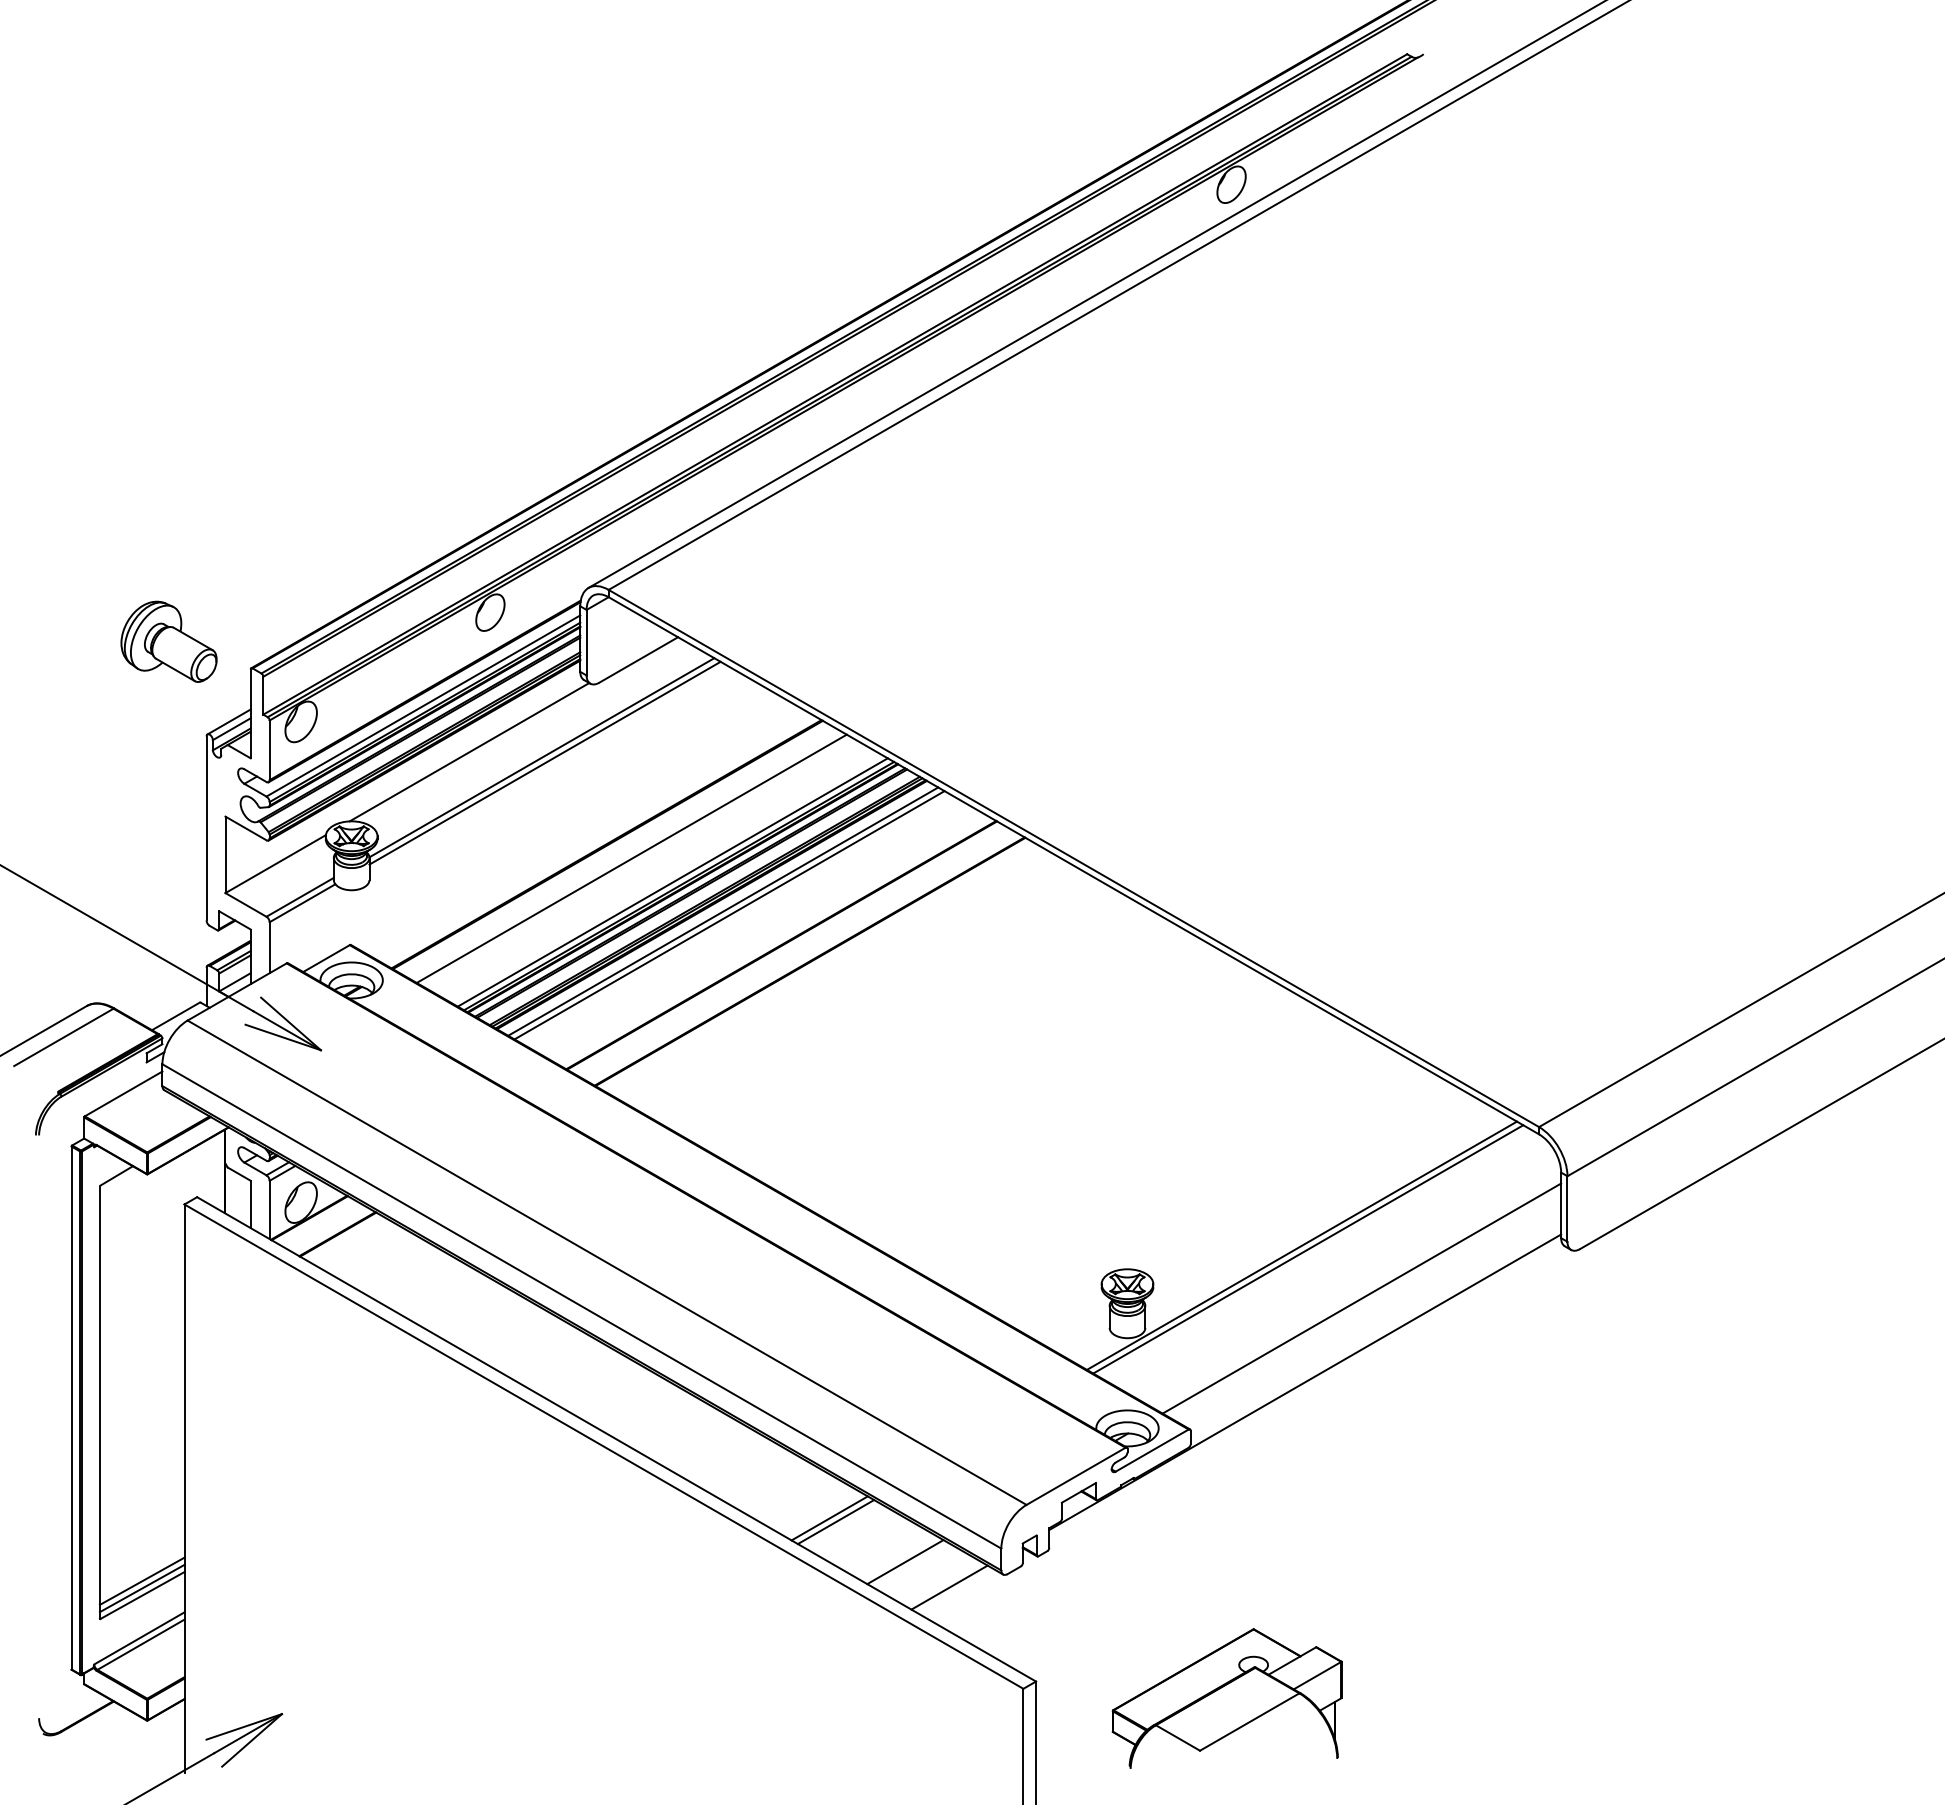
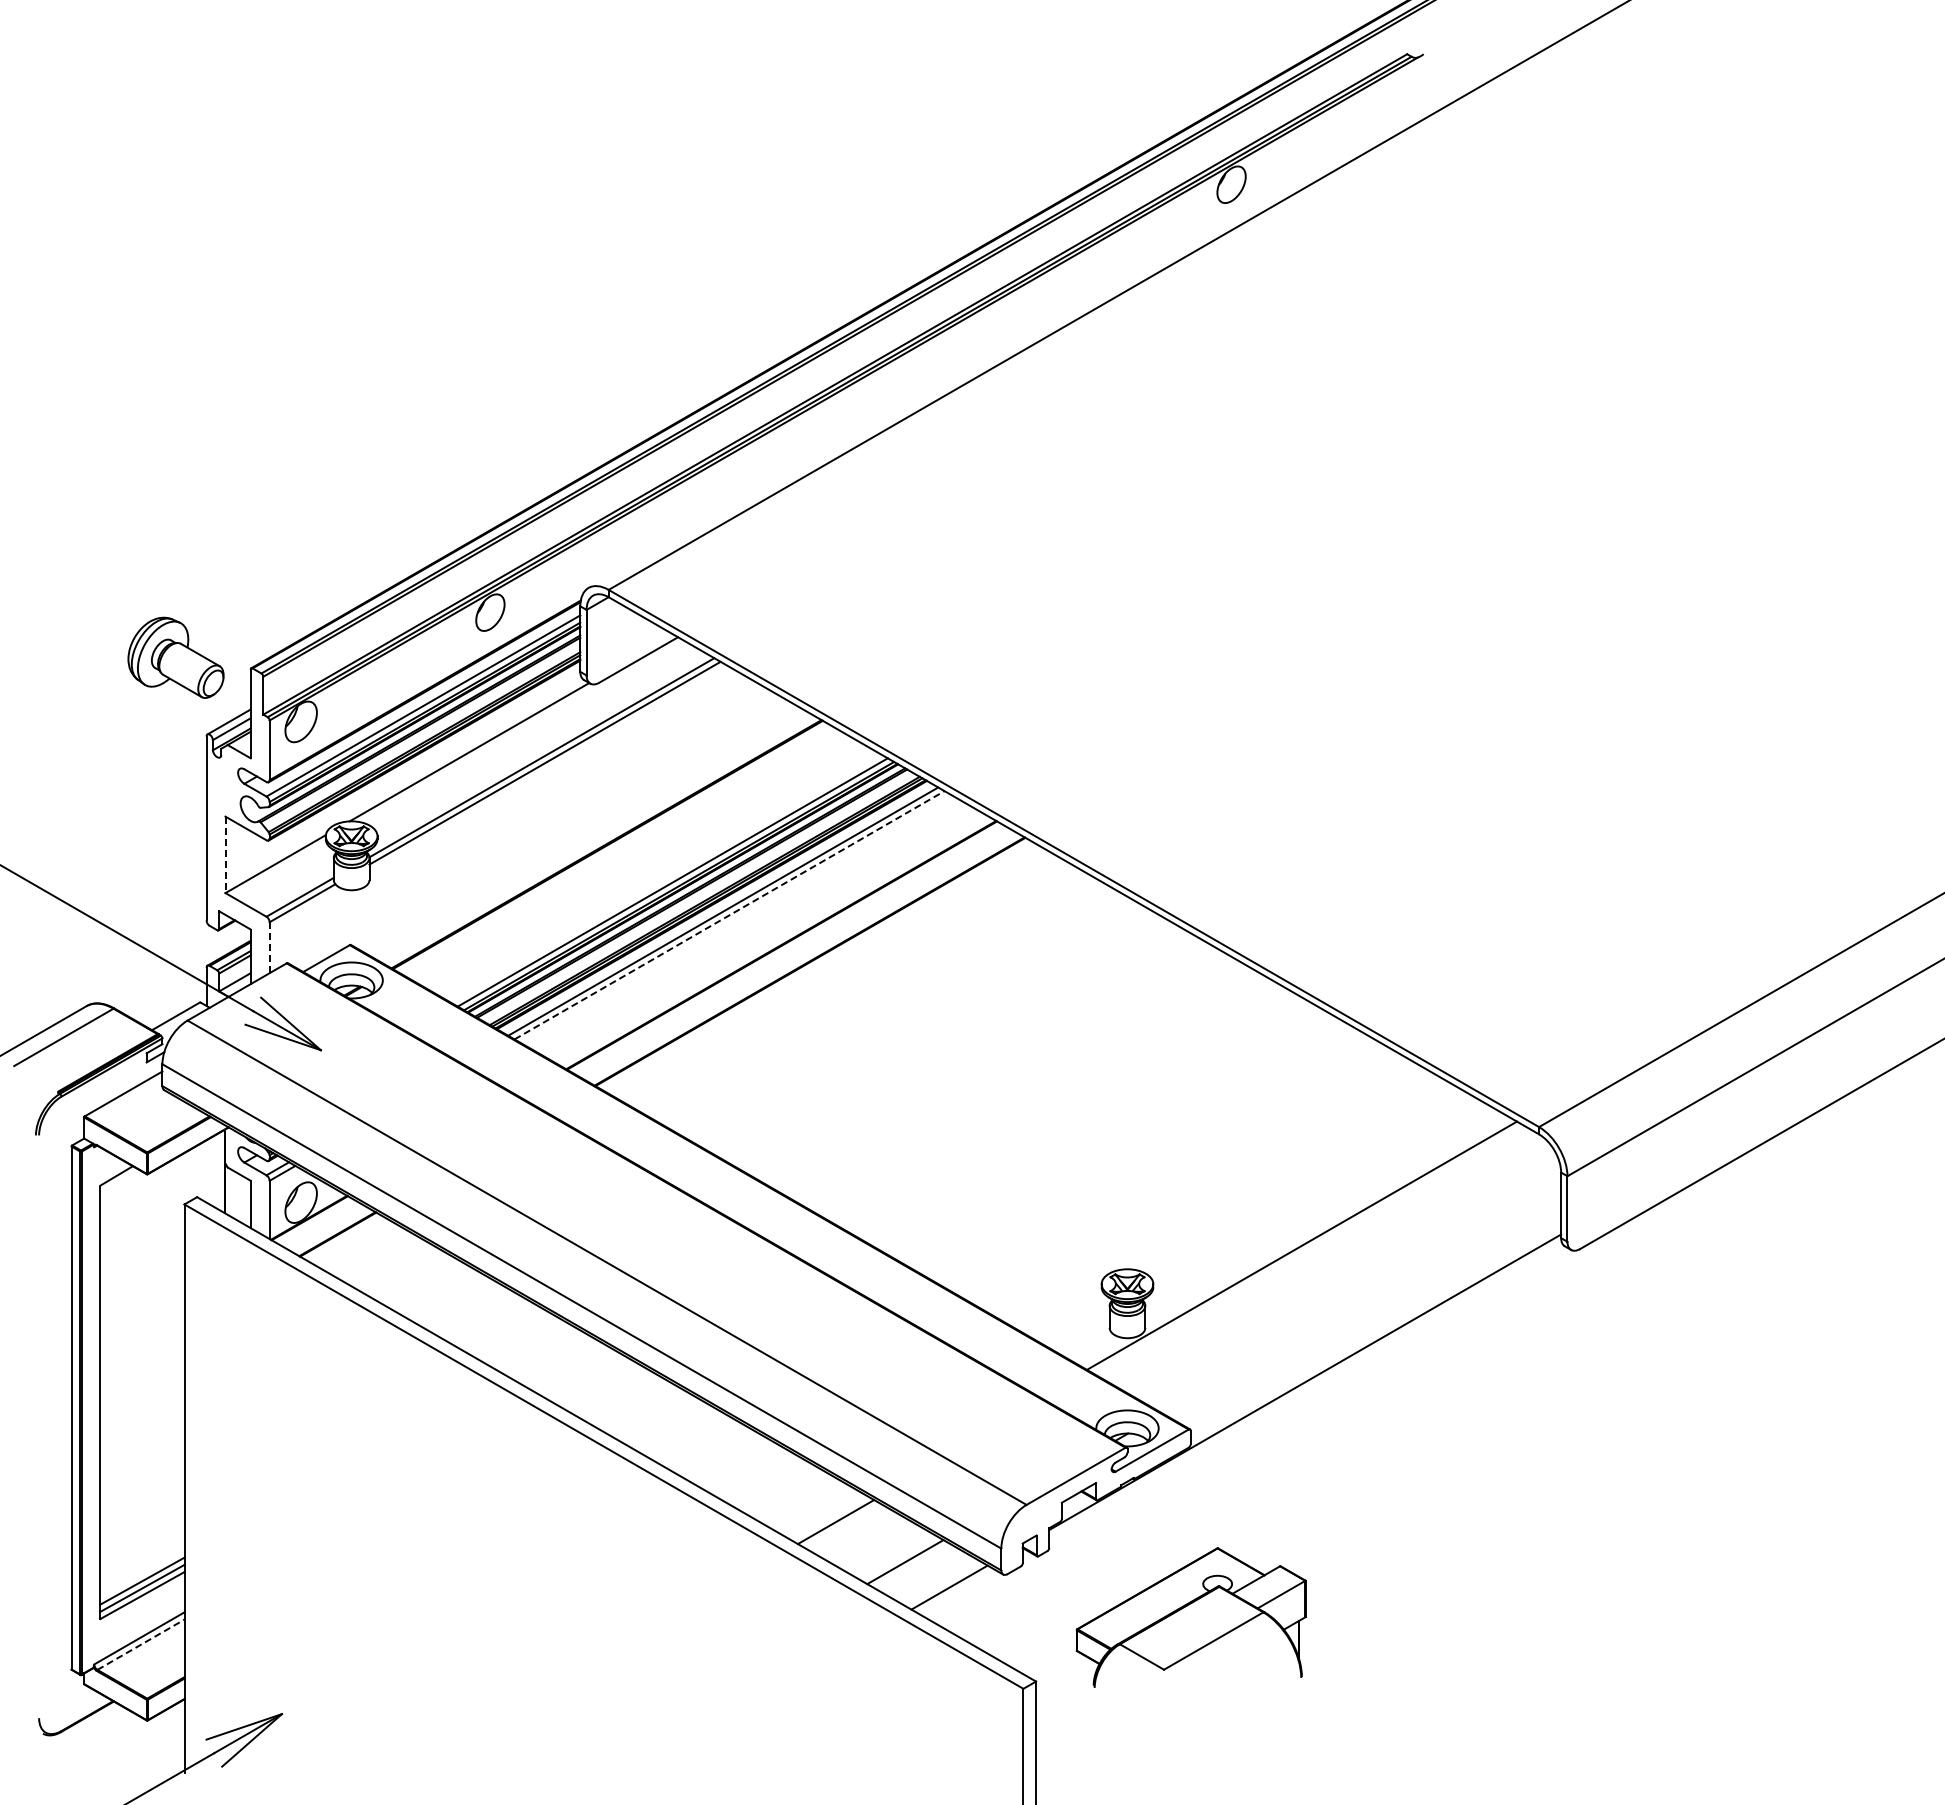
line: present -> none (1095, 294)
part position: (168, 641) -> (175, 657) (175, 657)
line: solid -> dashed (225, 855)
line: present -> none (631, 858)
line: solid -> dashed (730, 915)
line: solid -> dashed (269, 948)
line: present -> none (1308, 1249)
line: present -> none (1361, 1298)
line: present -> none (829, 1518)
line: solid -> dashed (141, 1644)
part position: (1226, 1698) -> (1190, 1617) (1190, 1617)
